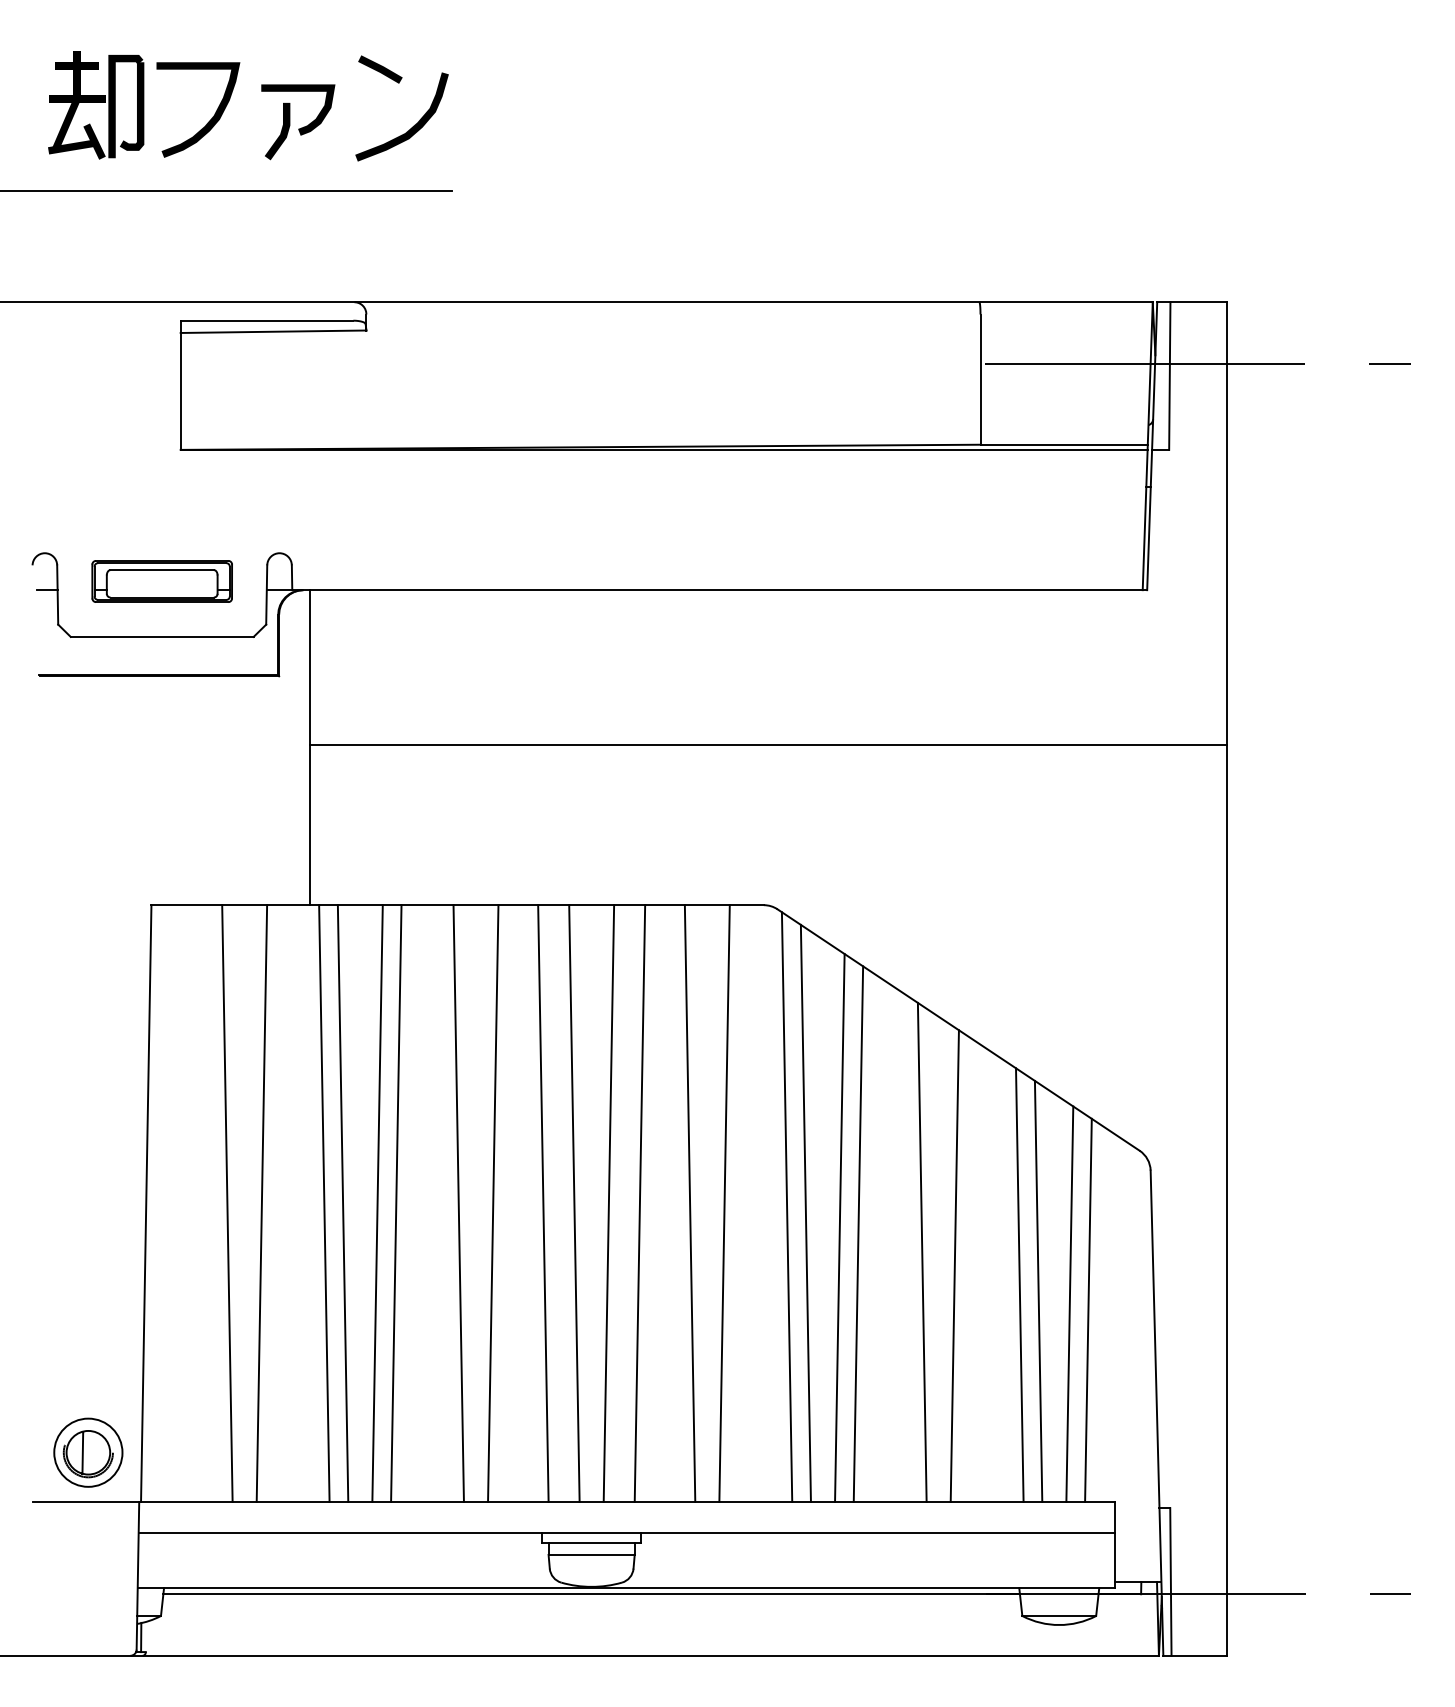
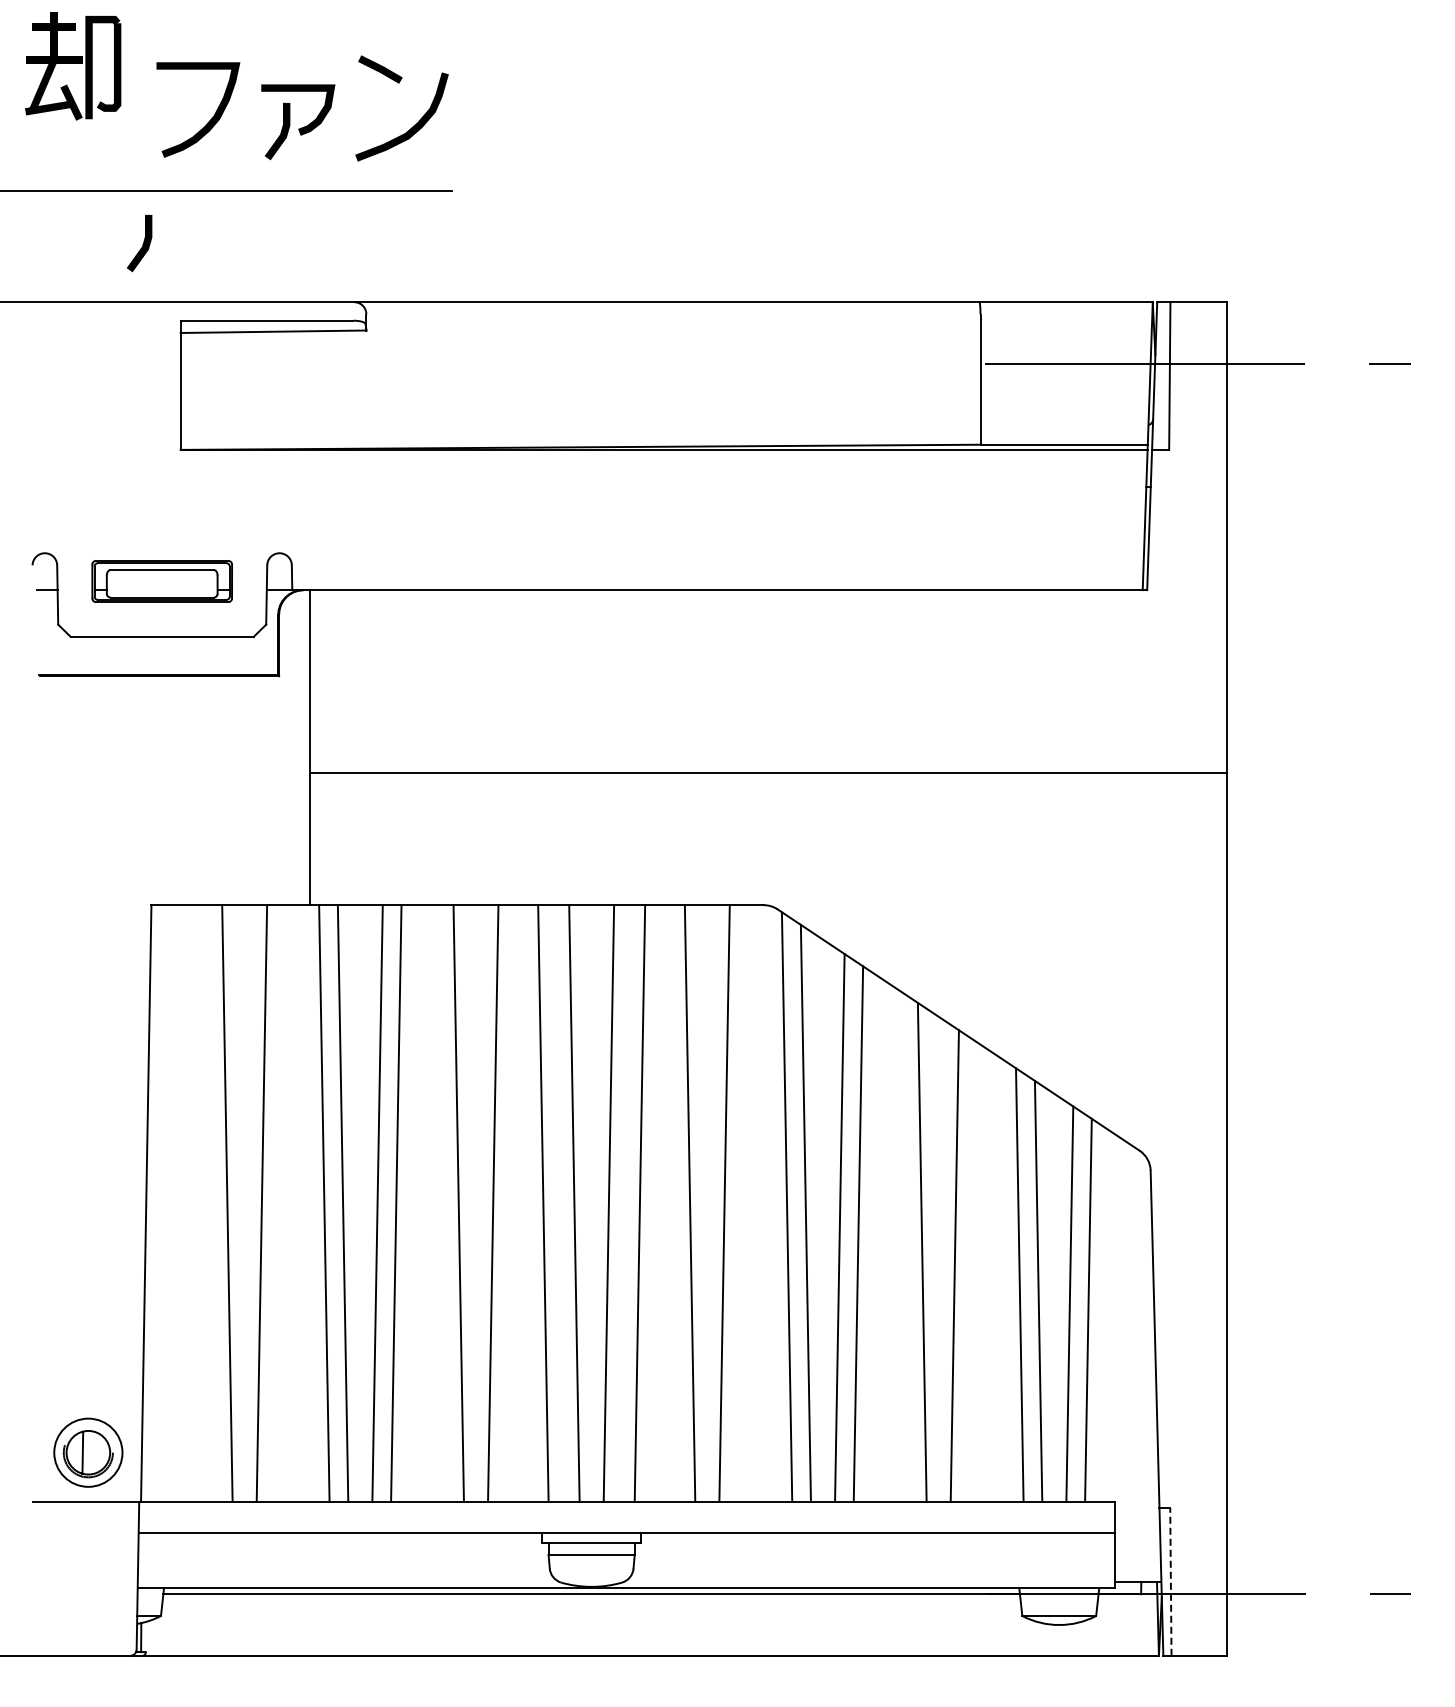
part position: (96, 105) -> (73, 66) (73, 66)
line: none -> present (142, 244)
line position: (767, 745) -> (767, 773) (767, 773)
line: solid -> dashed (1170, 1581)
